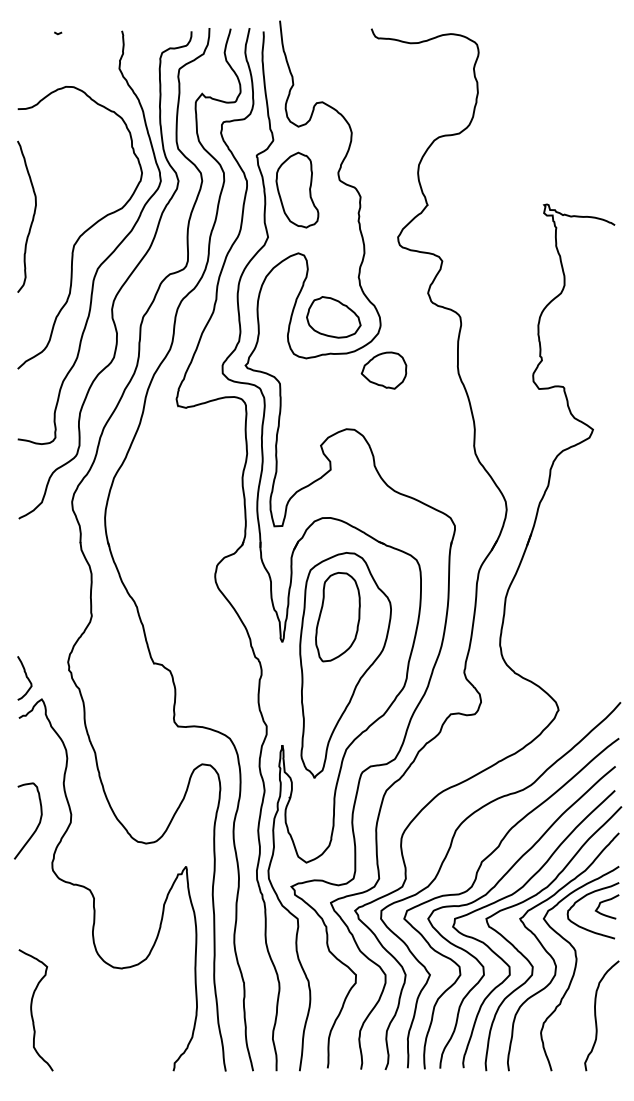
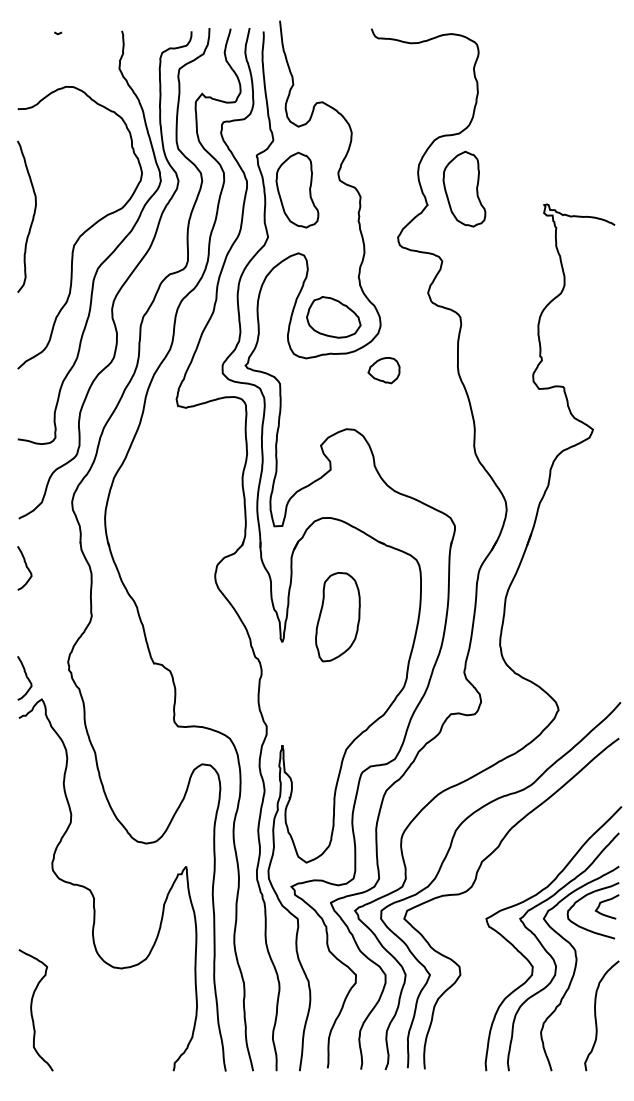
part: none -> present (464, 188)
part size: 48x39 px -> 34x28 px (383, 370)
curve: none -> present (26, 568)
part: present -> none (345, 665)
curve: present -> none (36, 826)
part: present -> none (510, 896)
